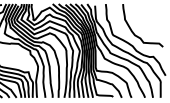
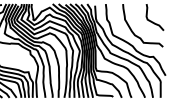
curve: none -> present (153, 21)
